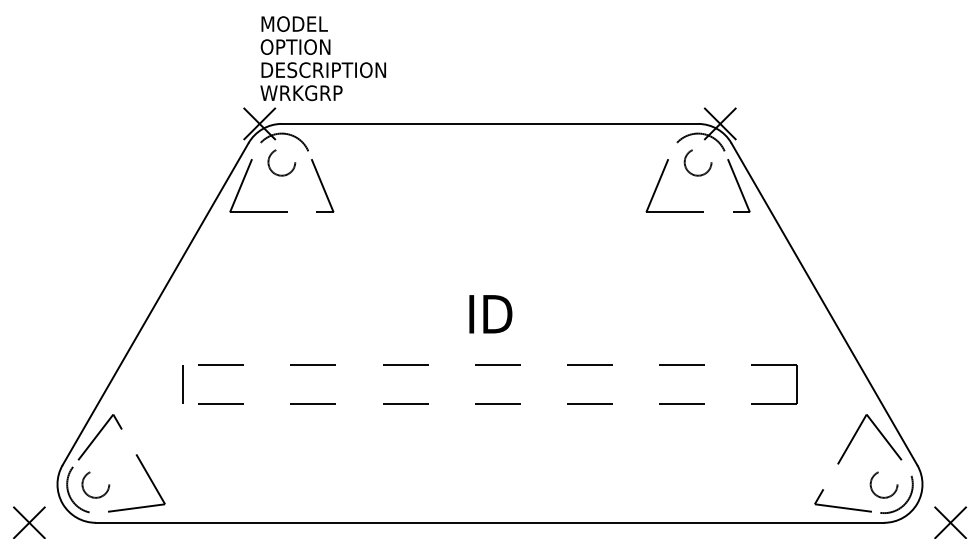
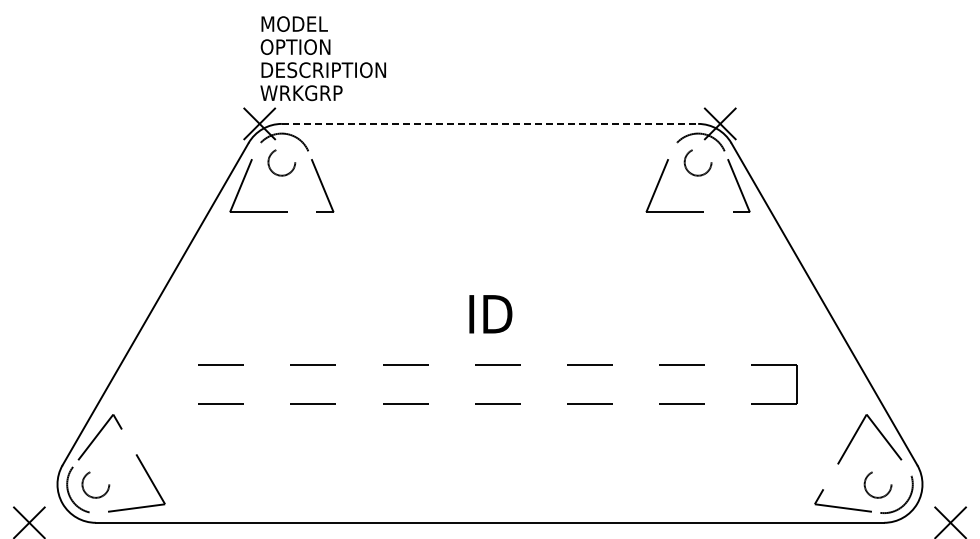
line: solid -> dashed (490, 123)
line: present -> none (182, 384)
circle position: (883, 484) -> (877, 484) (877, 484)
